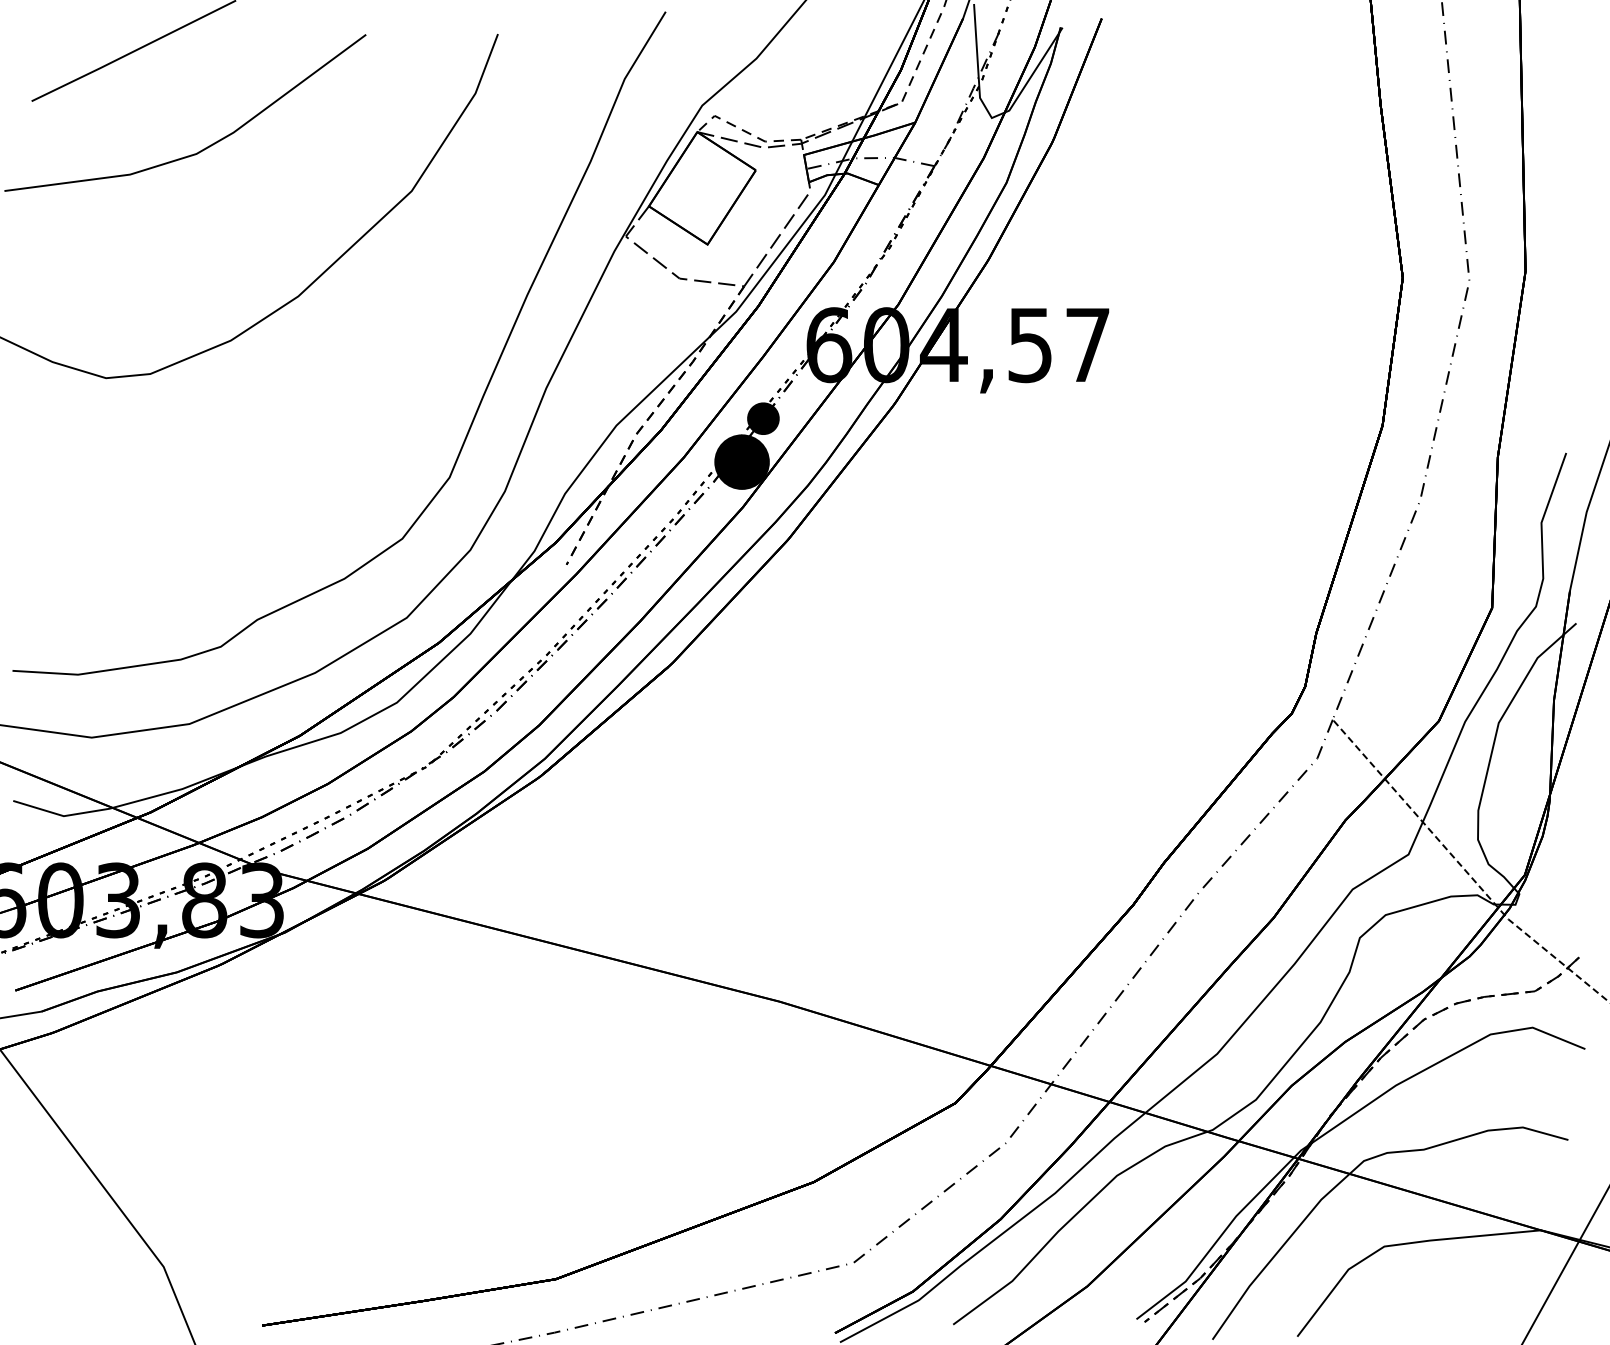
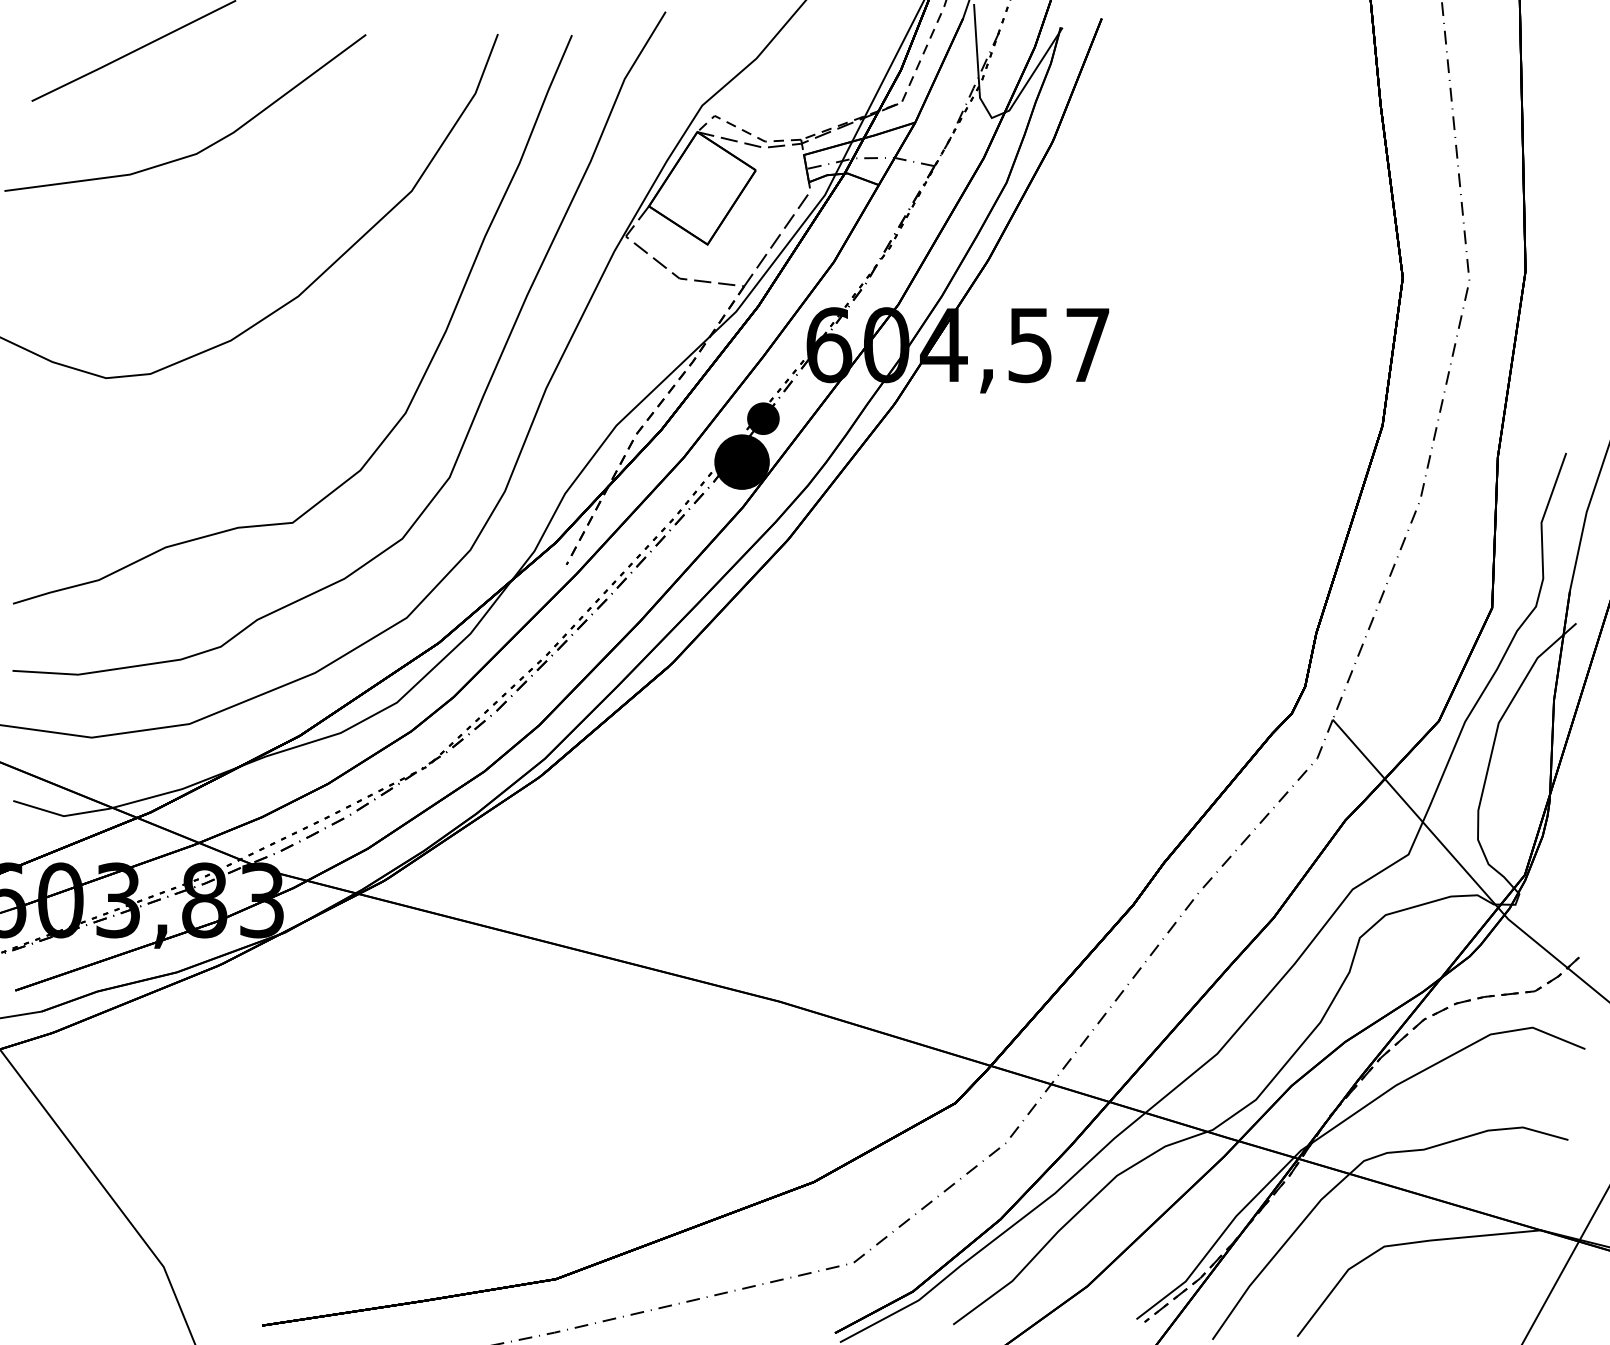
curve: none -> present (419, 382)
line: dashed -> solid (1464, 869)
